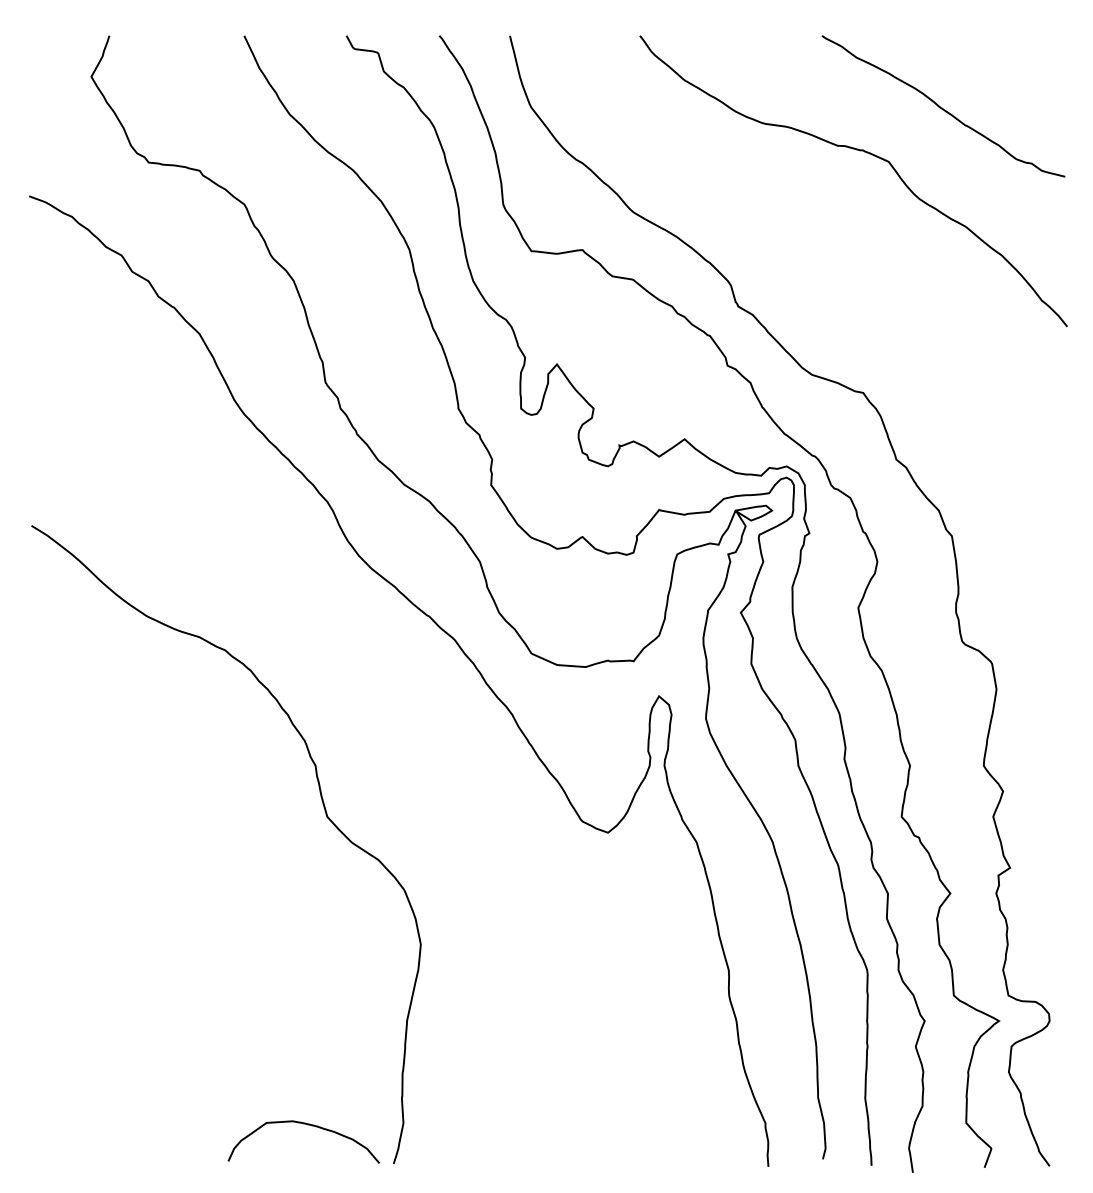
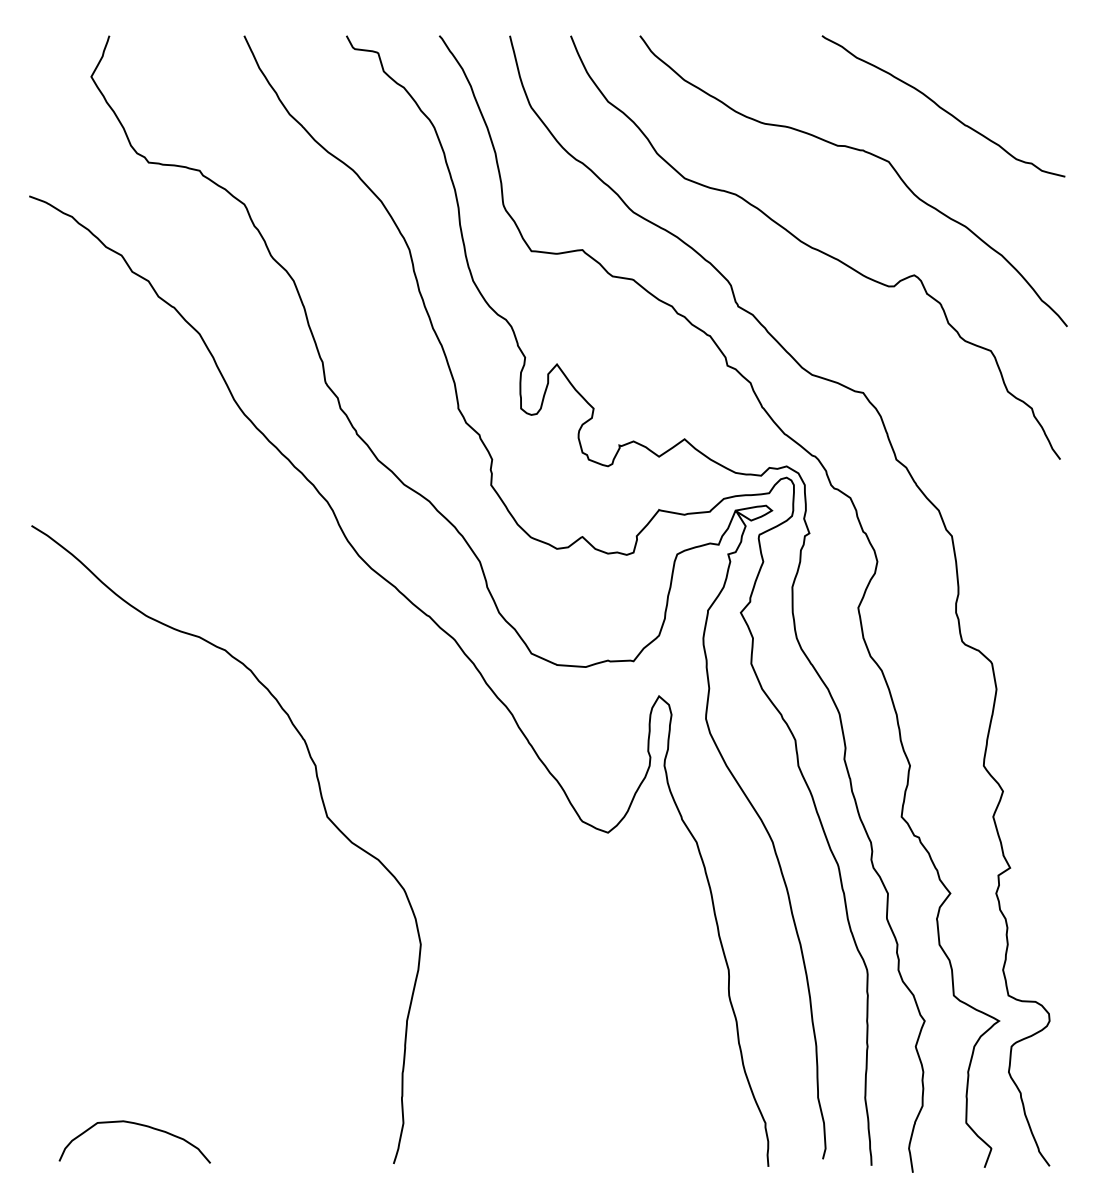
curve: none -> present (814, 247)
curve position: (307, 1125) -> (138, 1125) (138, 1125)
